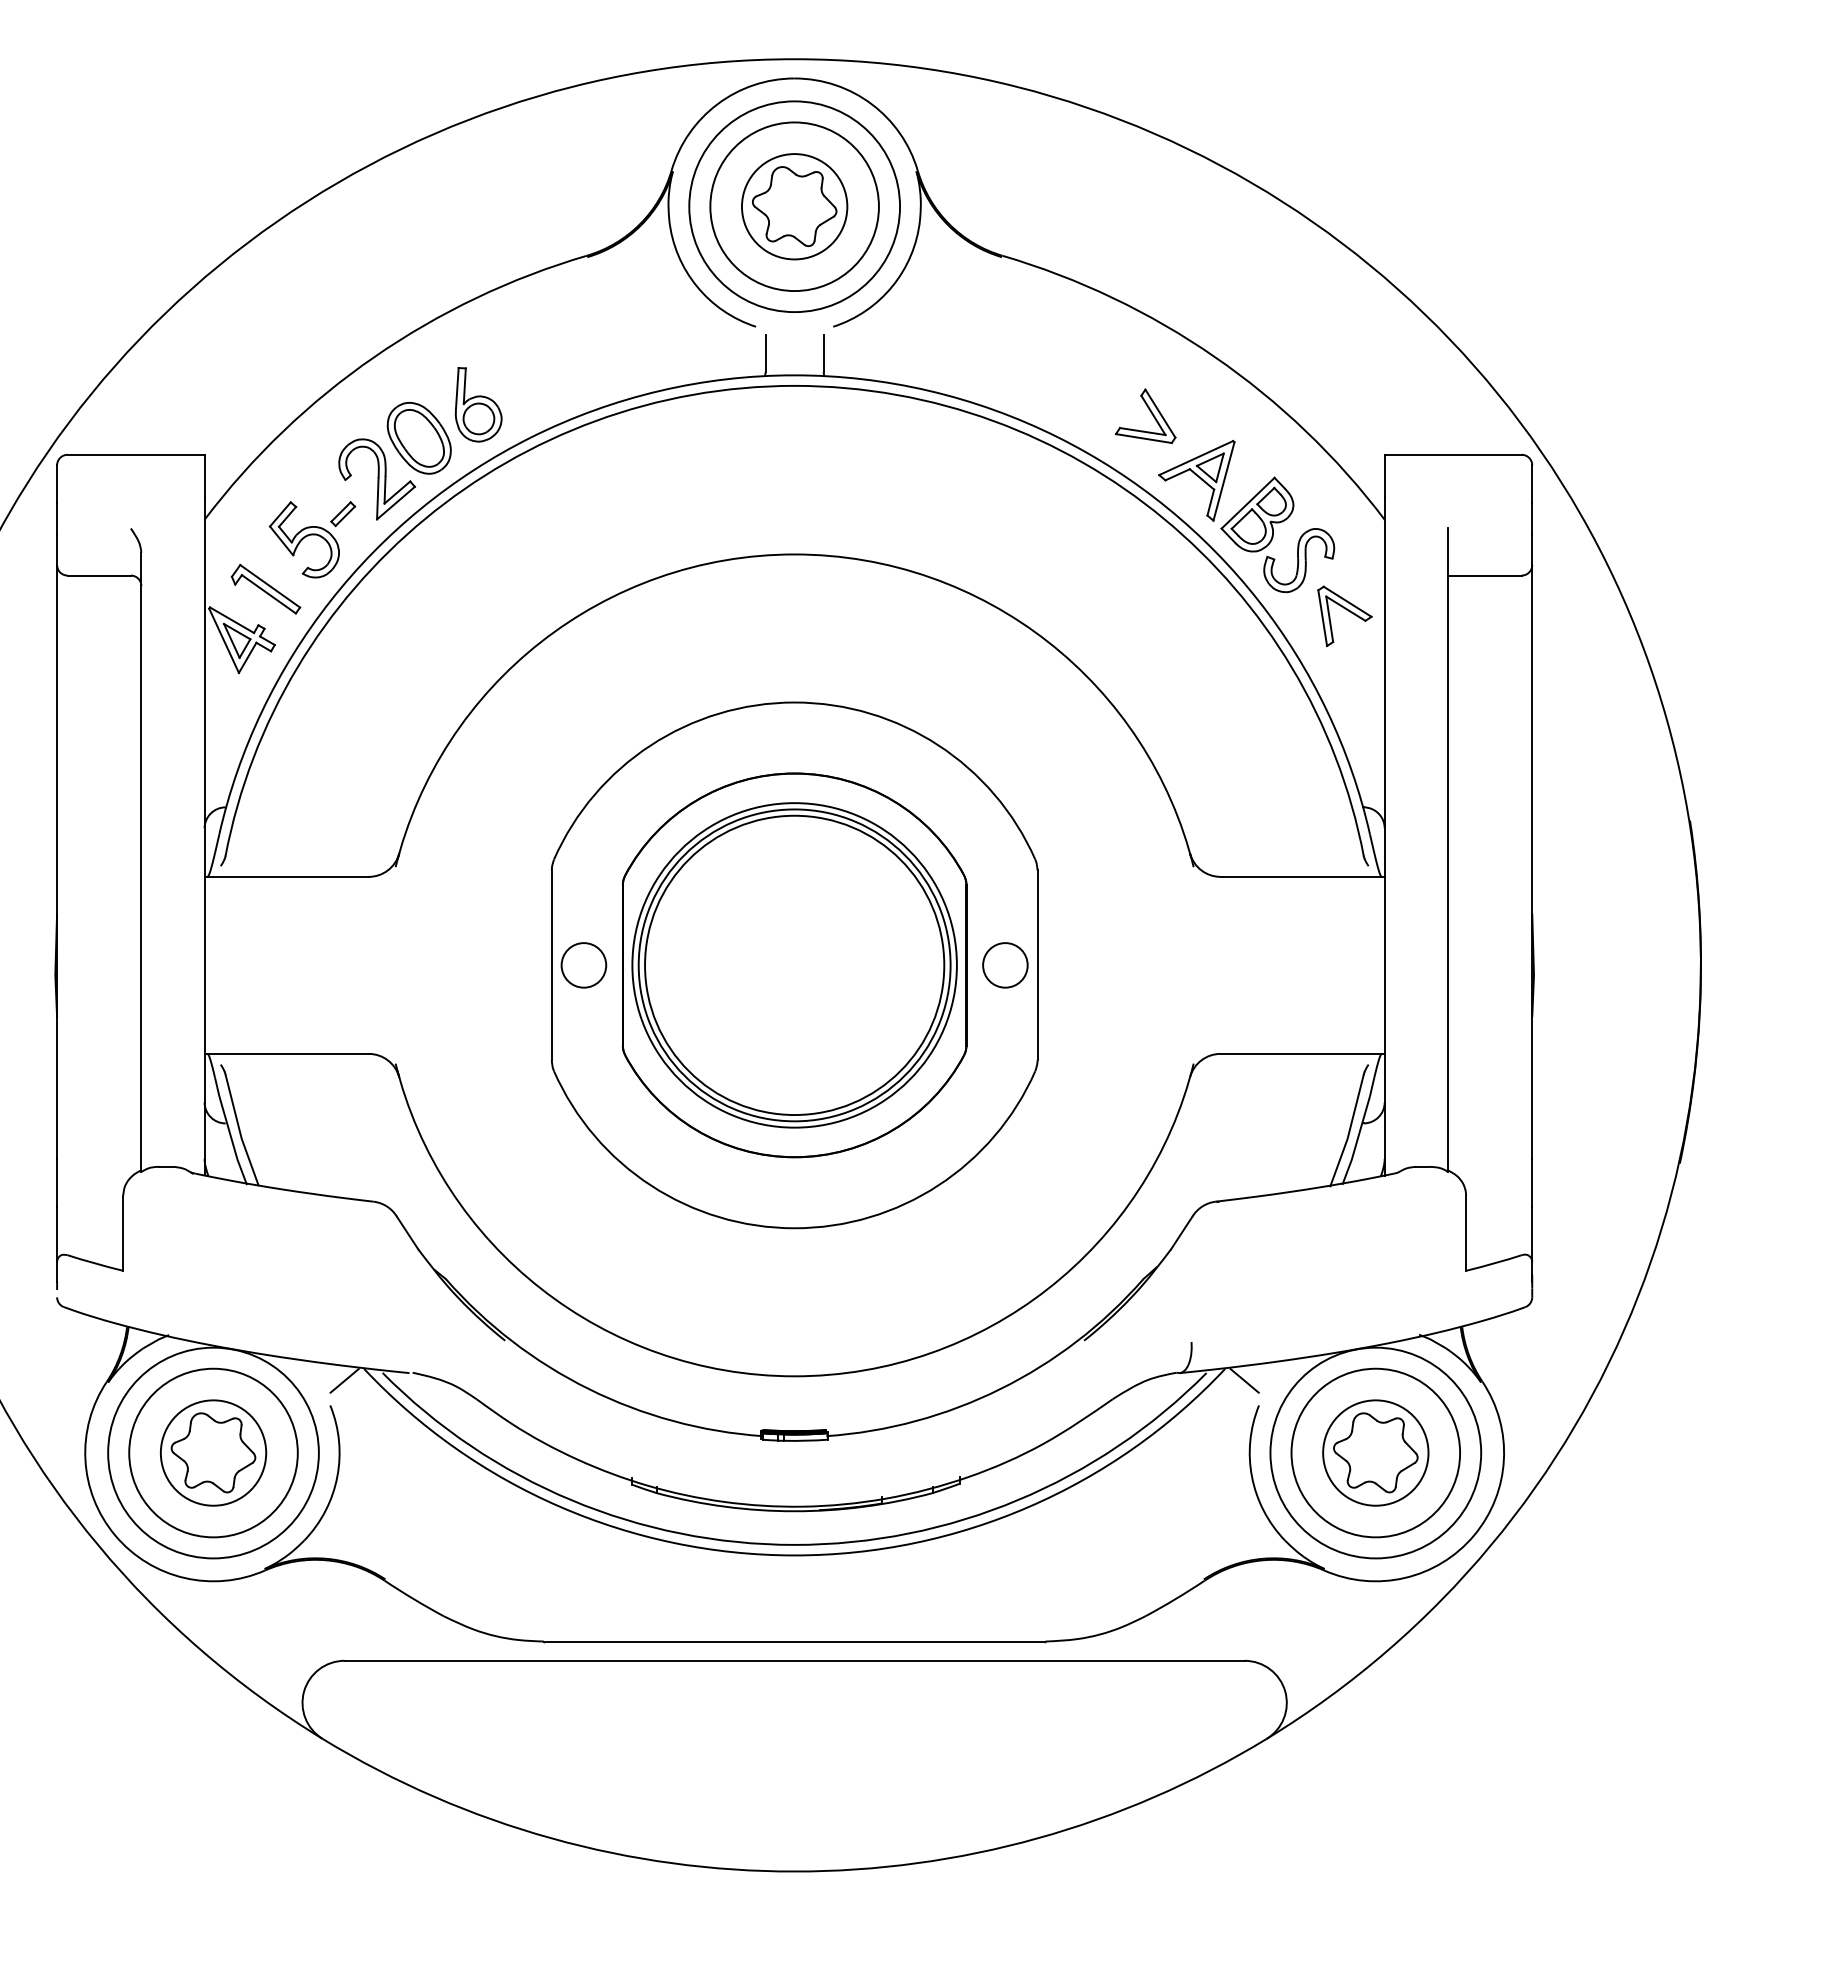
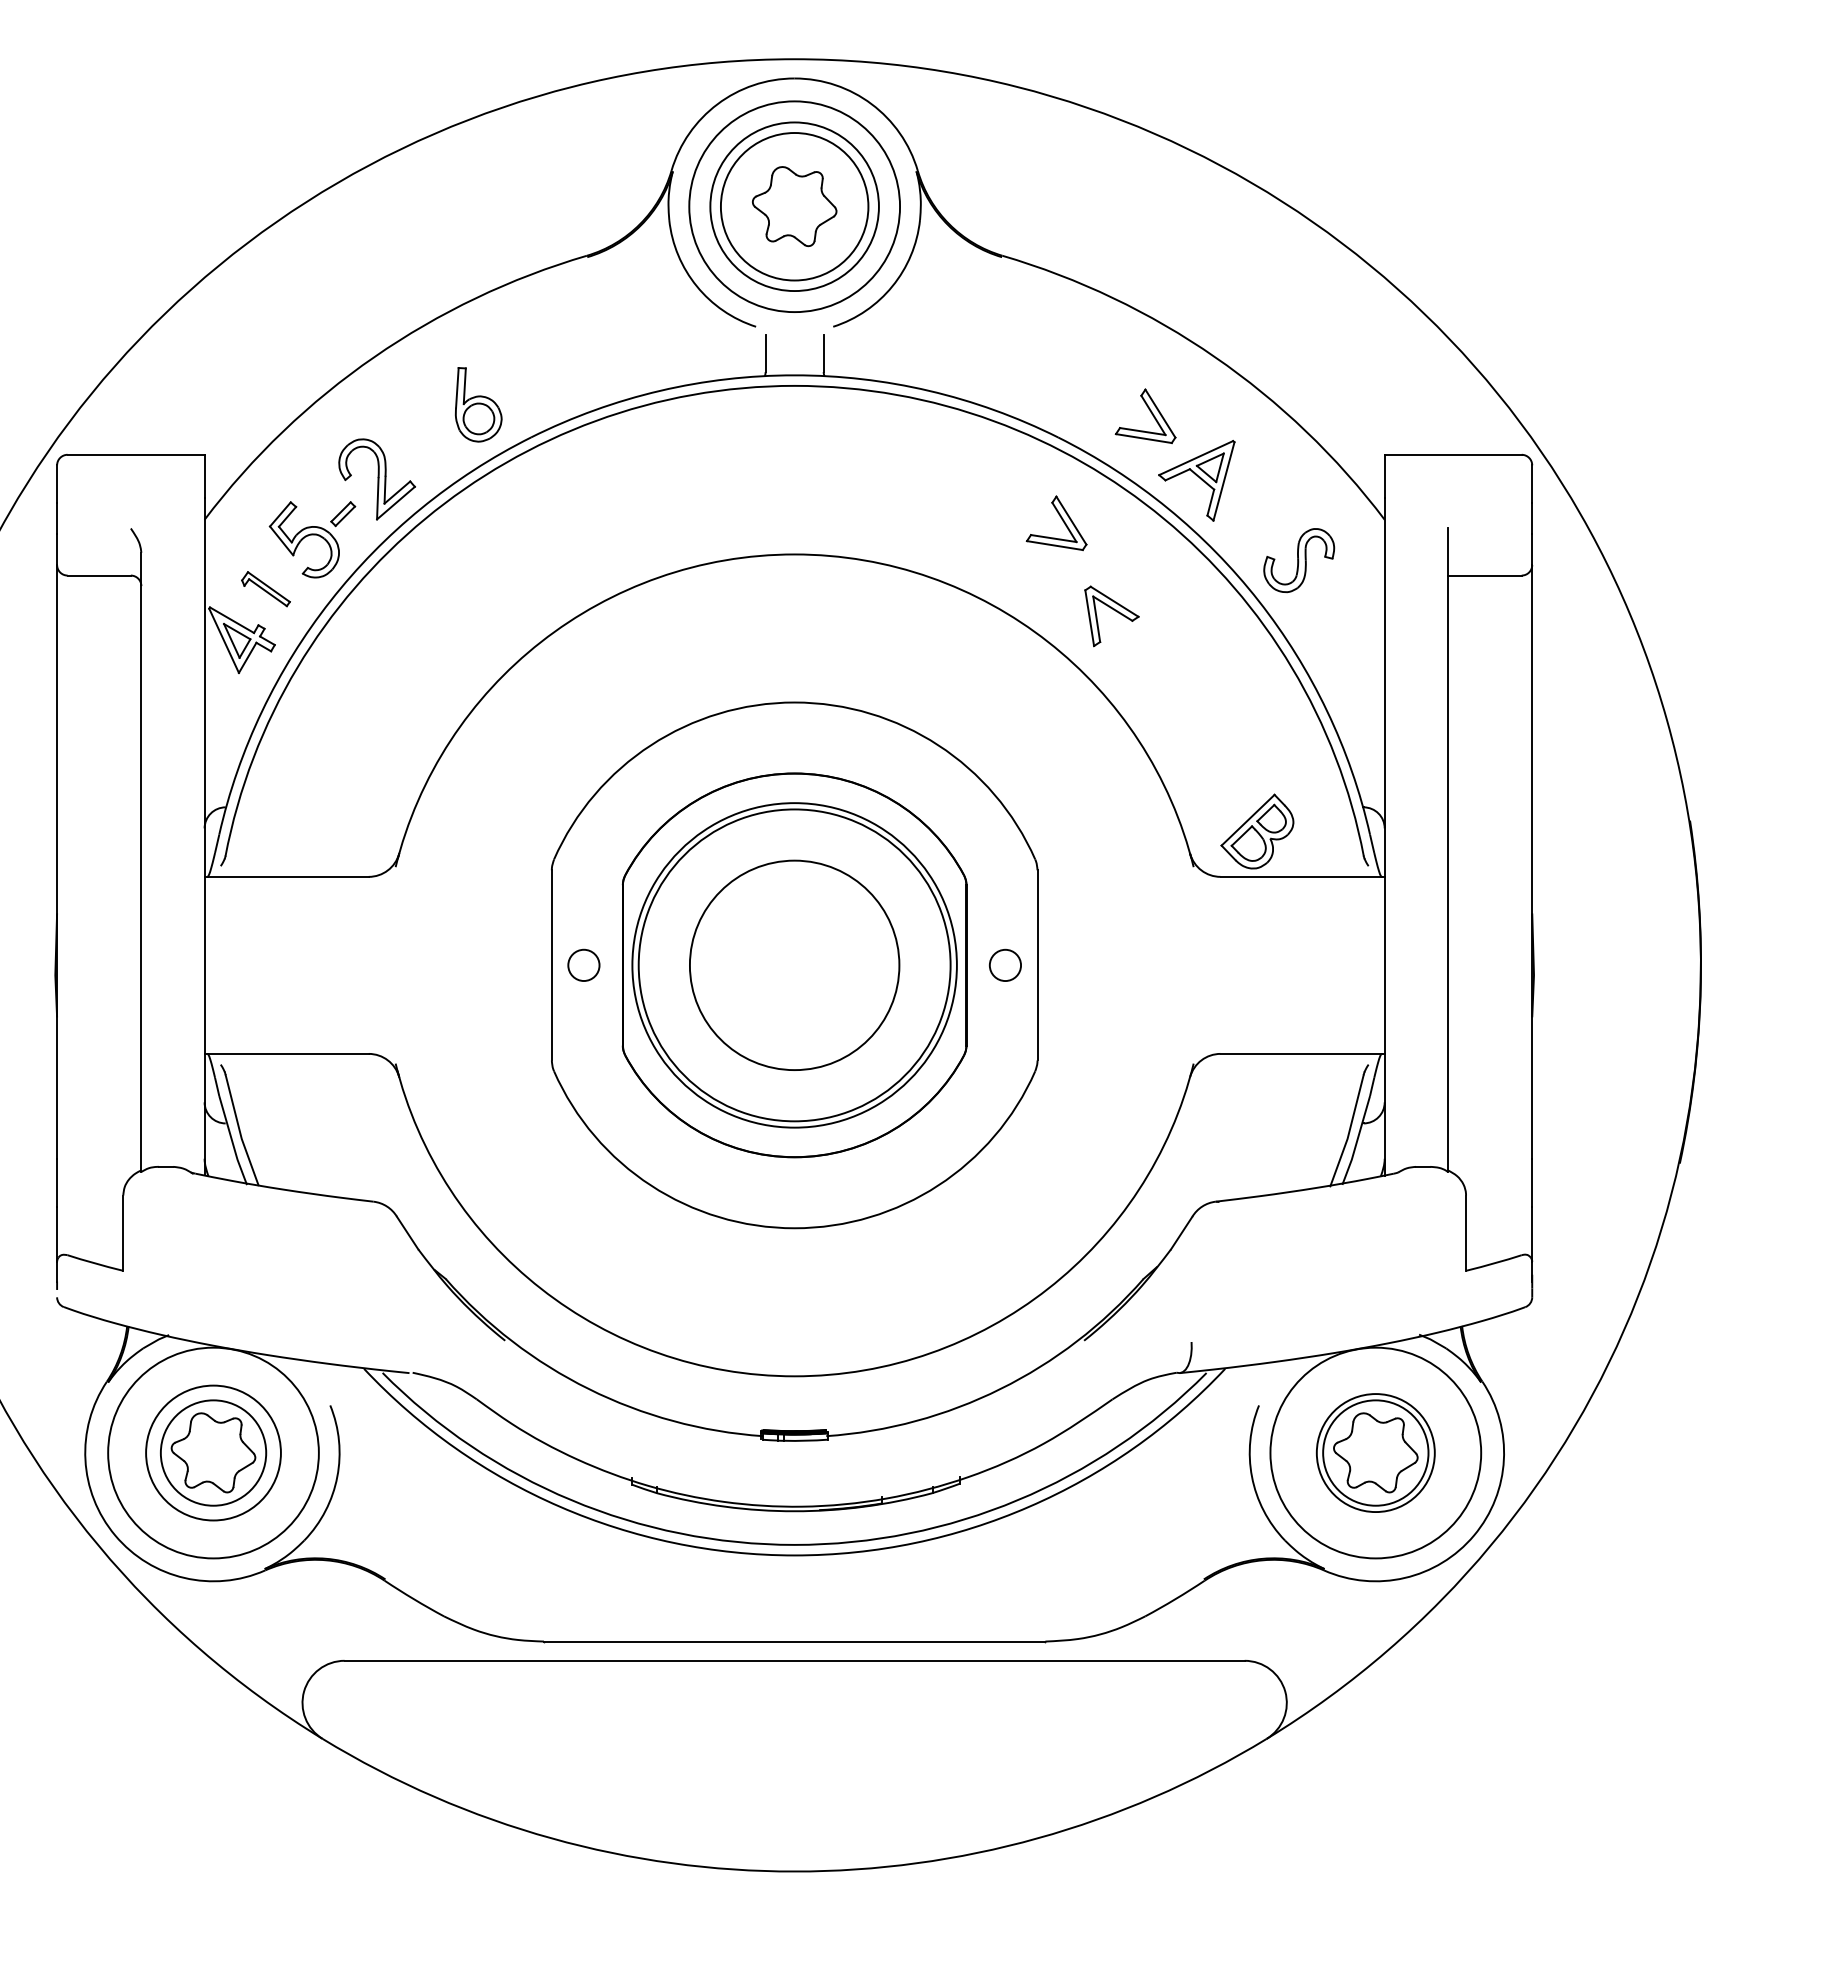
circle diameter: 105 px -> 148 px (794, 206)
part: present -> none (418, 438)
part position: (1257, 514) -> (1257, 831) (1257, 831)
part: none -> present (1062, 521)
part size: 72x52 px -> 50x37 px (265, 589)
part position: (1346, 610) -> (1113, 610) (1113, 610)
circle diameter: 45 px -> 31 px (583, 964)
circle diameter: 299 px -> 209 px (794, 965)
circle size: 47x47 px -> 34x34 px (1004, 964)
line: present -> none (344, 1380)
line: present -> none (1244, 1380)
circle diameter: 169 px -> 135 px (213, 1452)
circle diameter: 169 px -> 118 px (1375, 1453)
